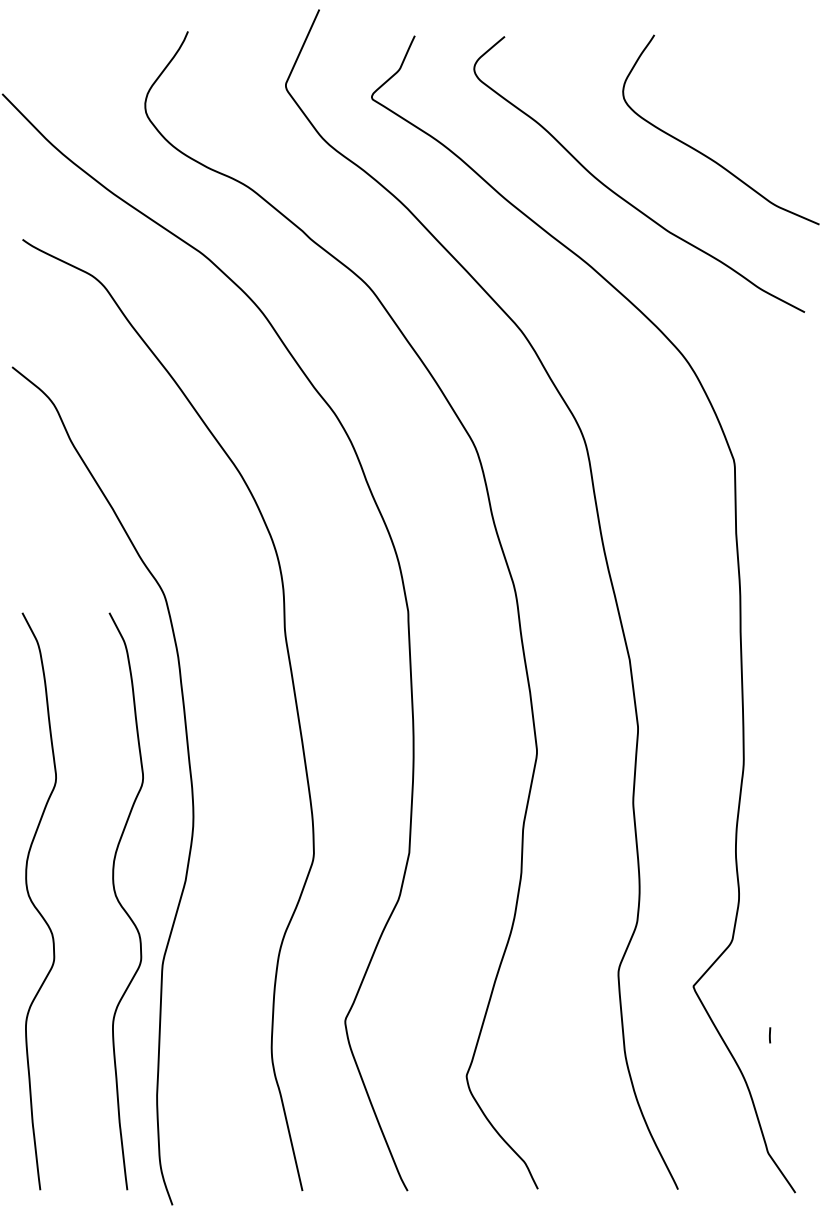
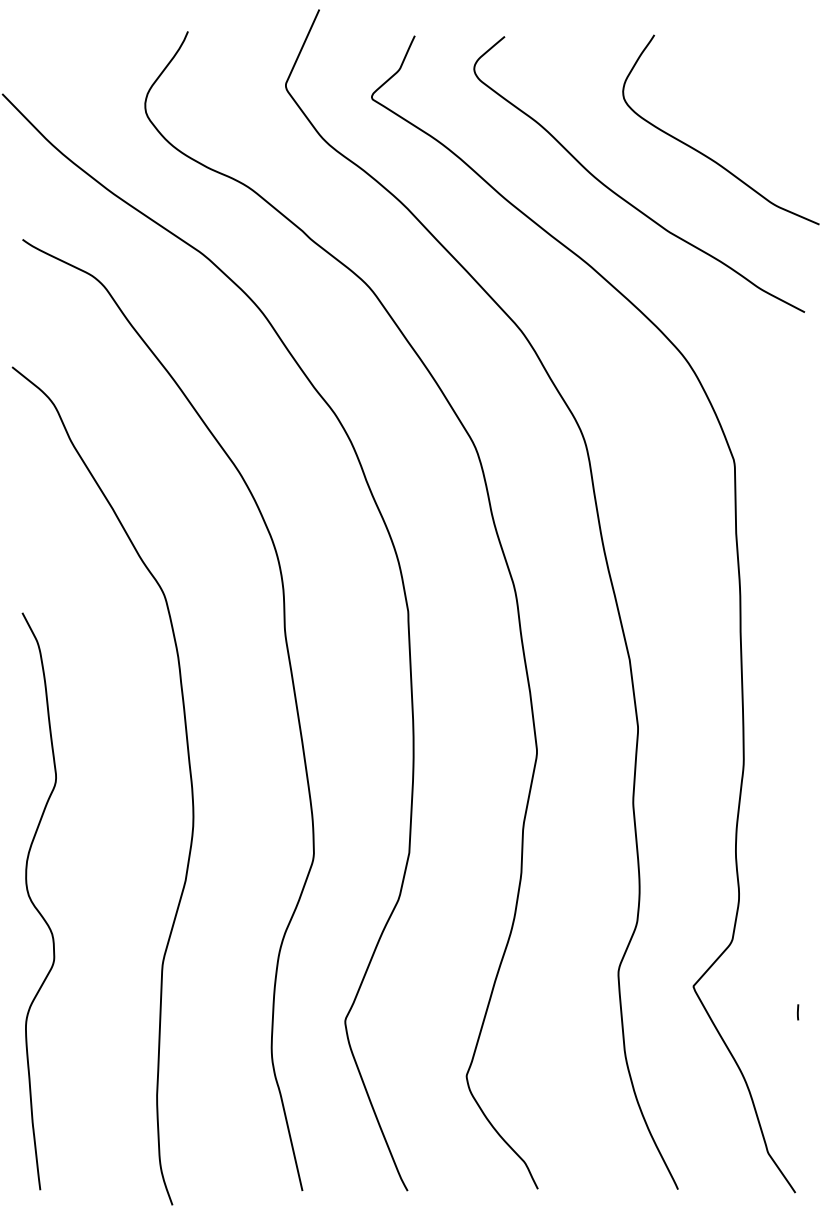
curve: present -> none (121, 904)
line position: (770, 1035) -> (798, 1012) (798, 1012)
